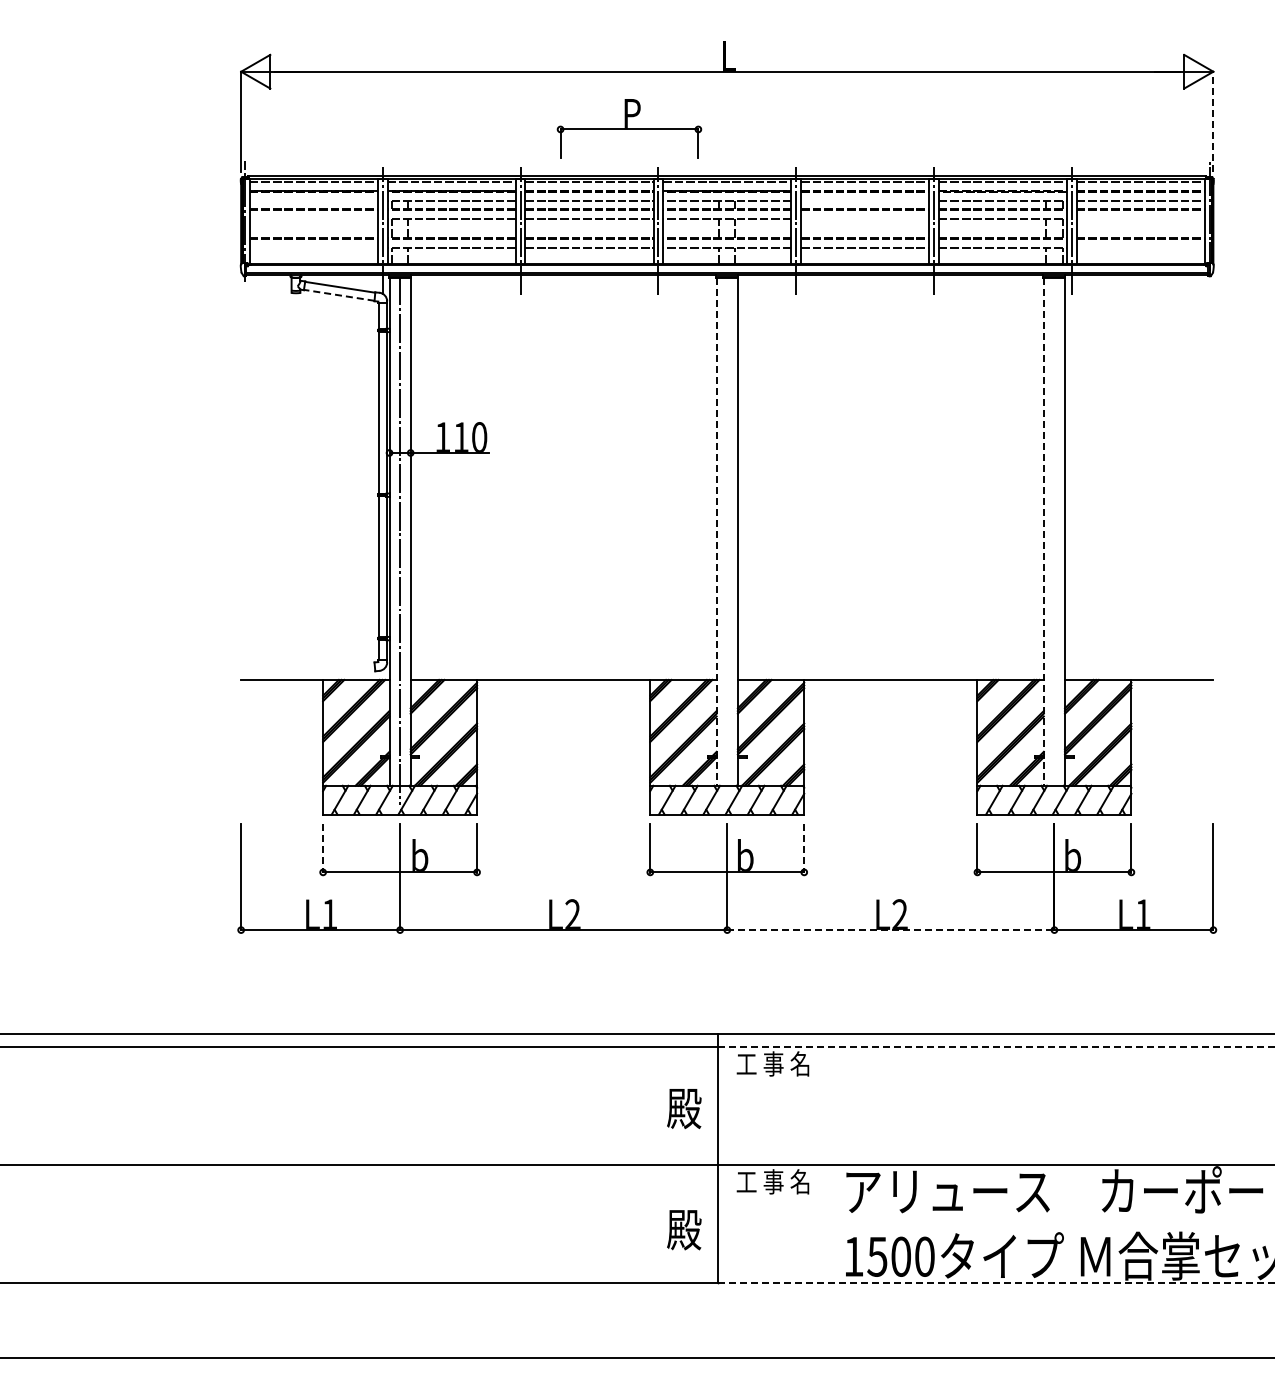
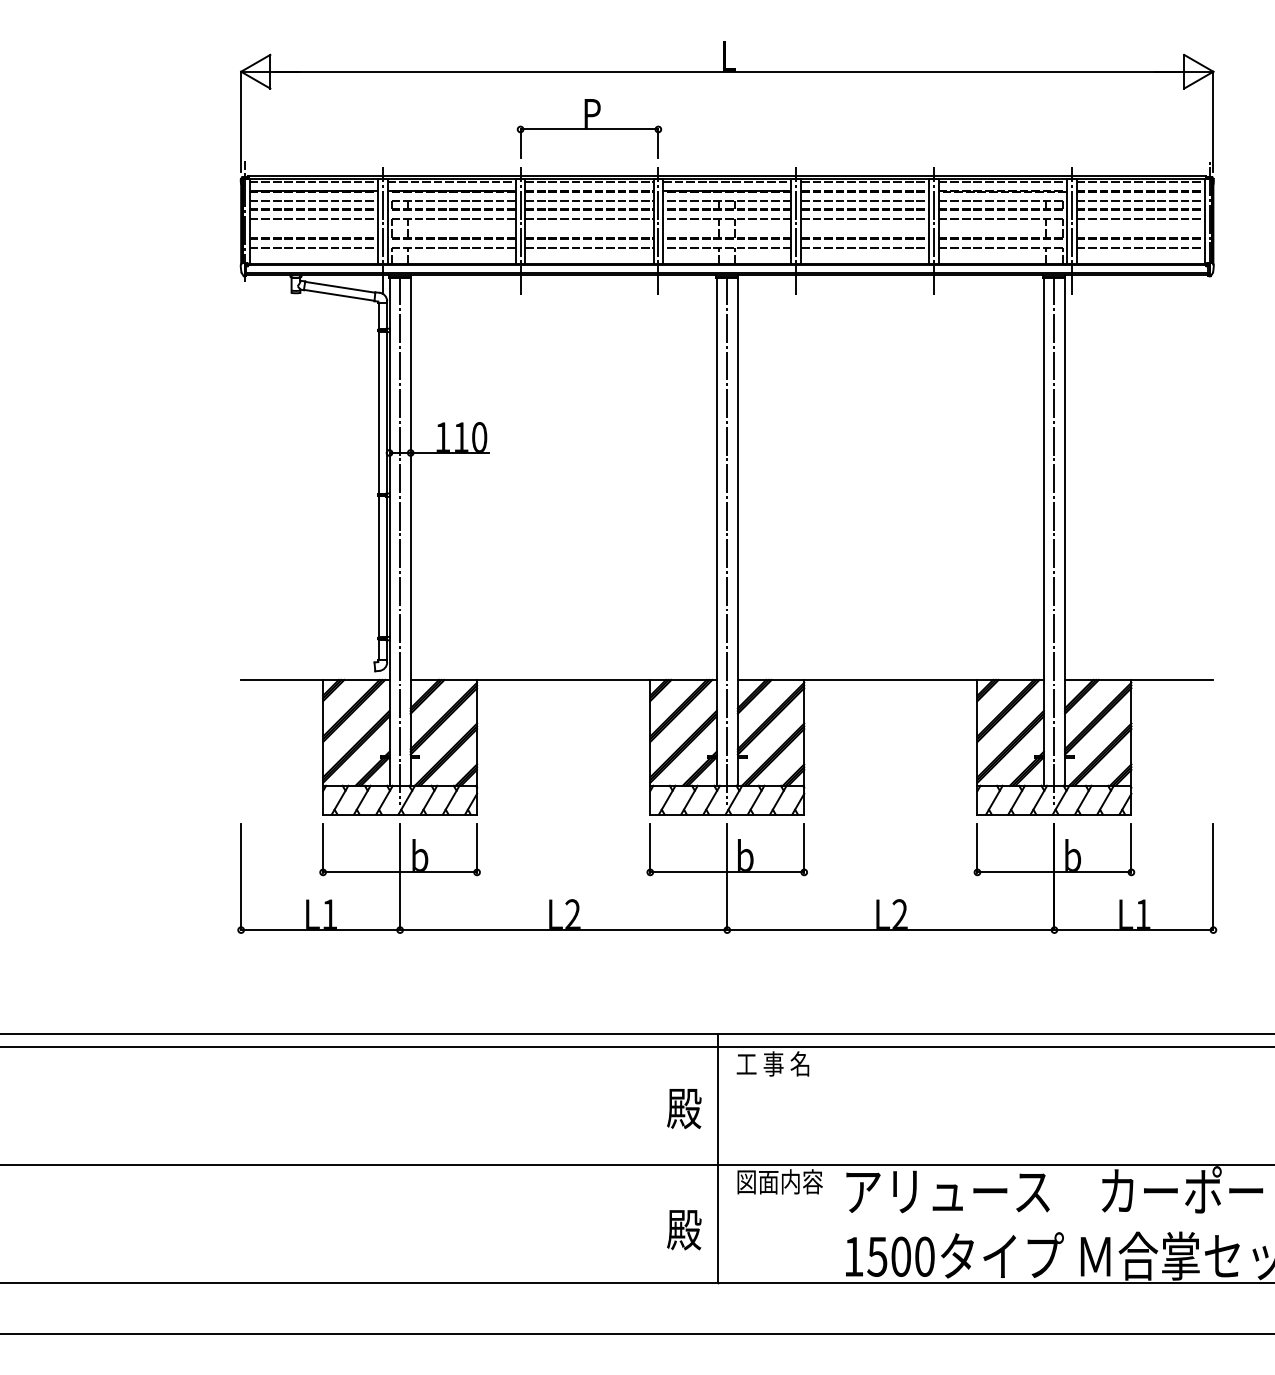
line: dashed -> solid (1213, 121)
part position: (629, 128) -> (589, 128) (589, 128)
line: none -> present (313, 200)
line: none -> present (864, 200)
line: none -> present (313, 218)
line: none -> present (864, 218)
line: none -> present (1140, 218)
line: none -> present (313, 247)
line: none -> present (1140, 247)
line: dashed -> solid (339, 295)
line: dashed -> solid (716, 532)
line: dashed -> solid (1043, 532)
line: none -> present (727, 540)
line: none -> present (1054, 540)
line: dashed -> solid (323, 848)
line: dashed -> solid (804, 848)
line: dashed -> solid (890, 930)
line: dashed -> solid (995, 1047)
text: 工 事 名 -> 図面内容 (779, 1181)
line: dashed -> solid (996, 1283)
line position: (636, 1357) -> (636, 1333) (636, 1333)
